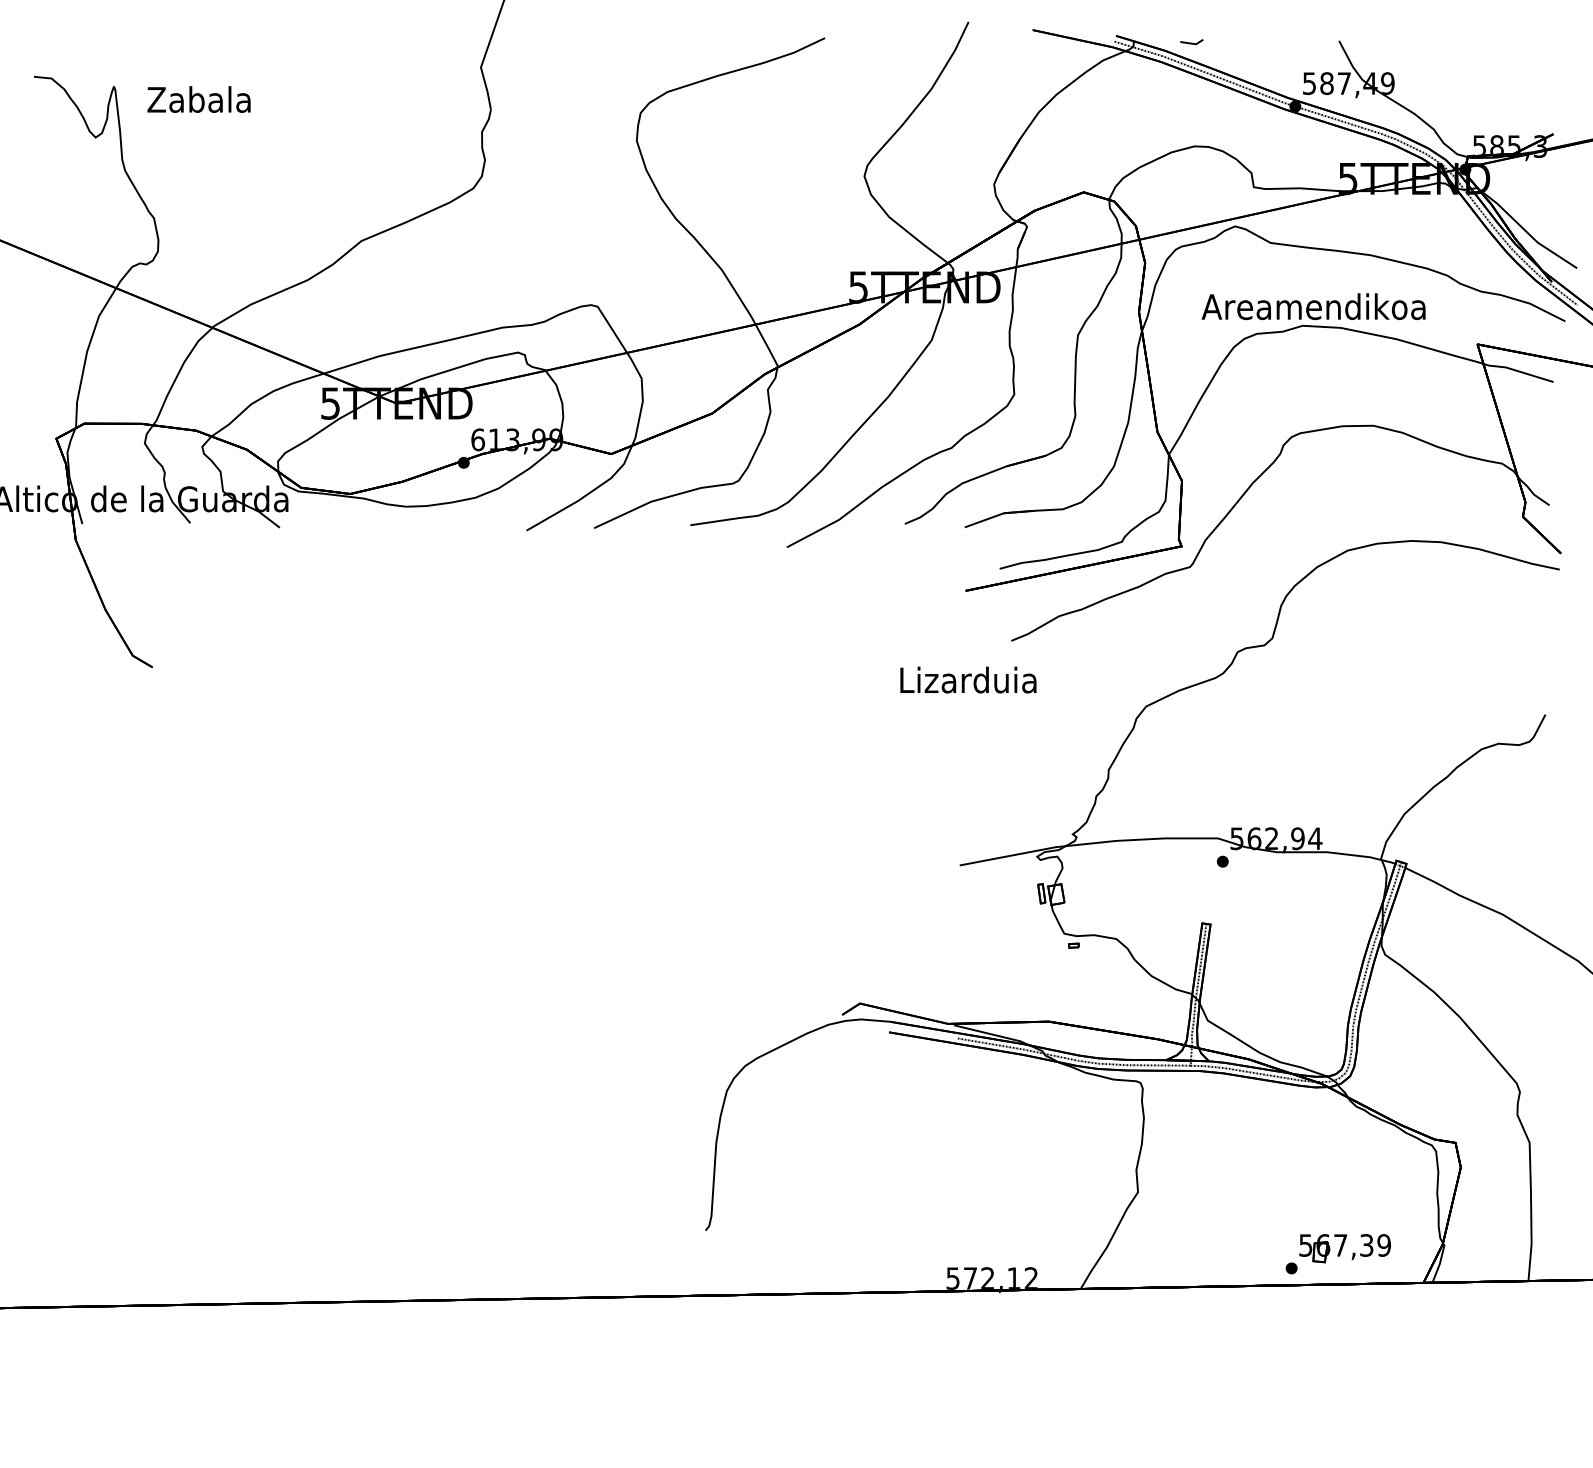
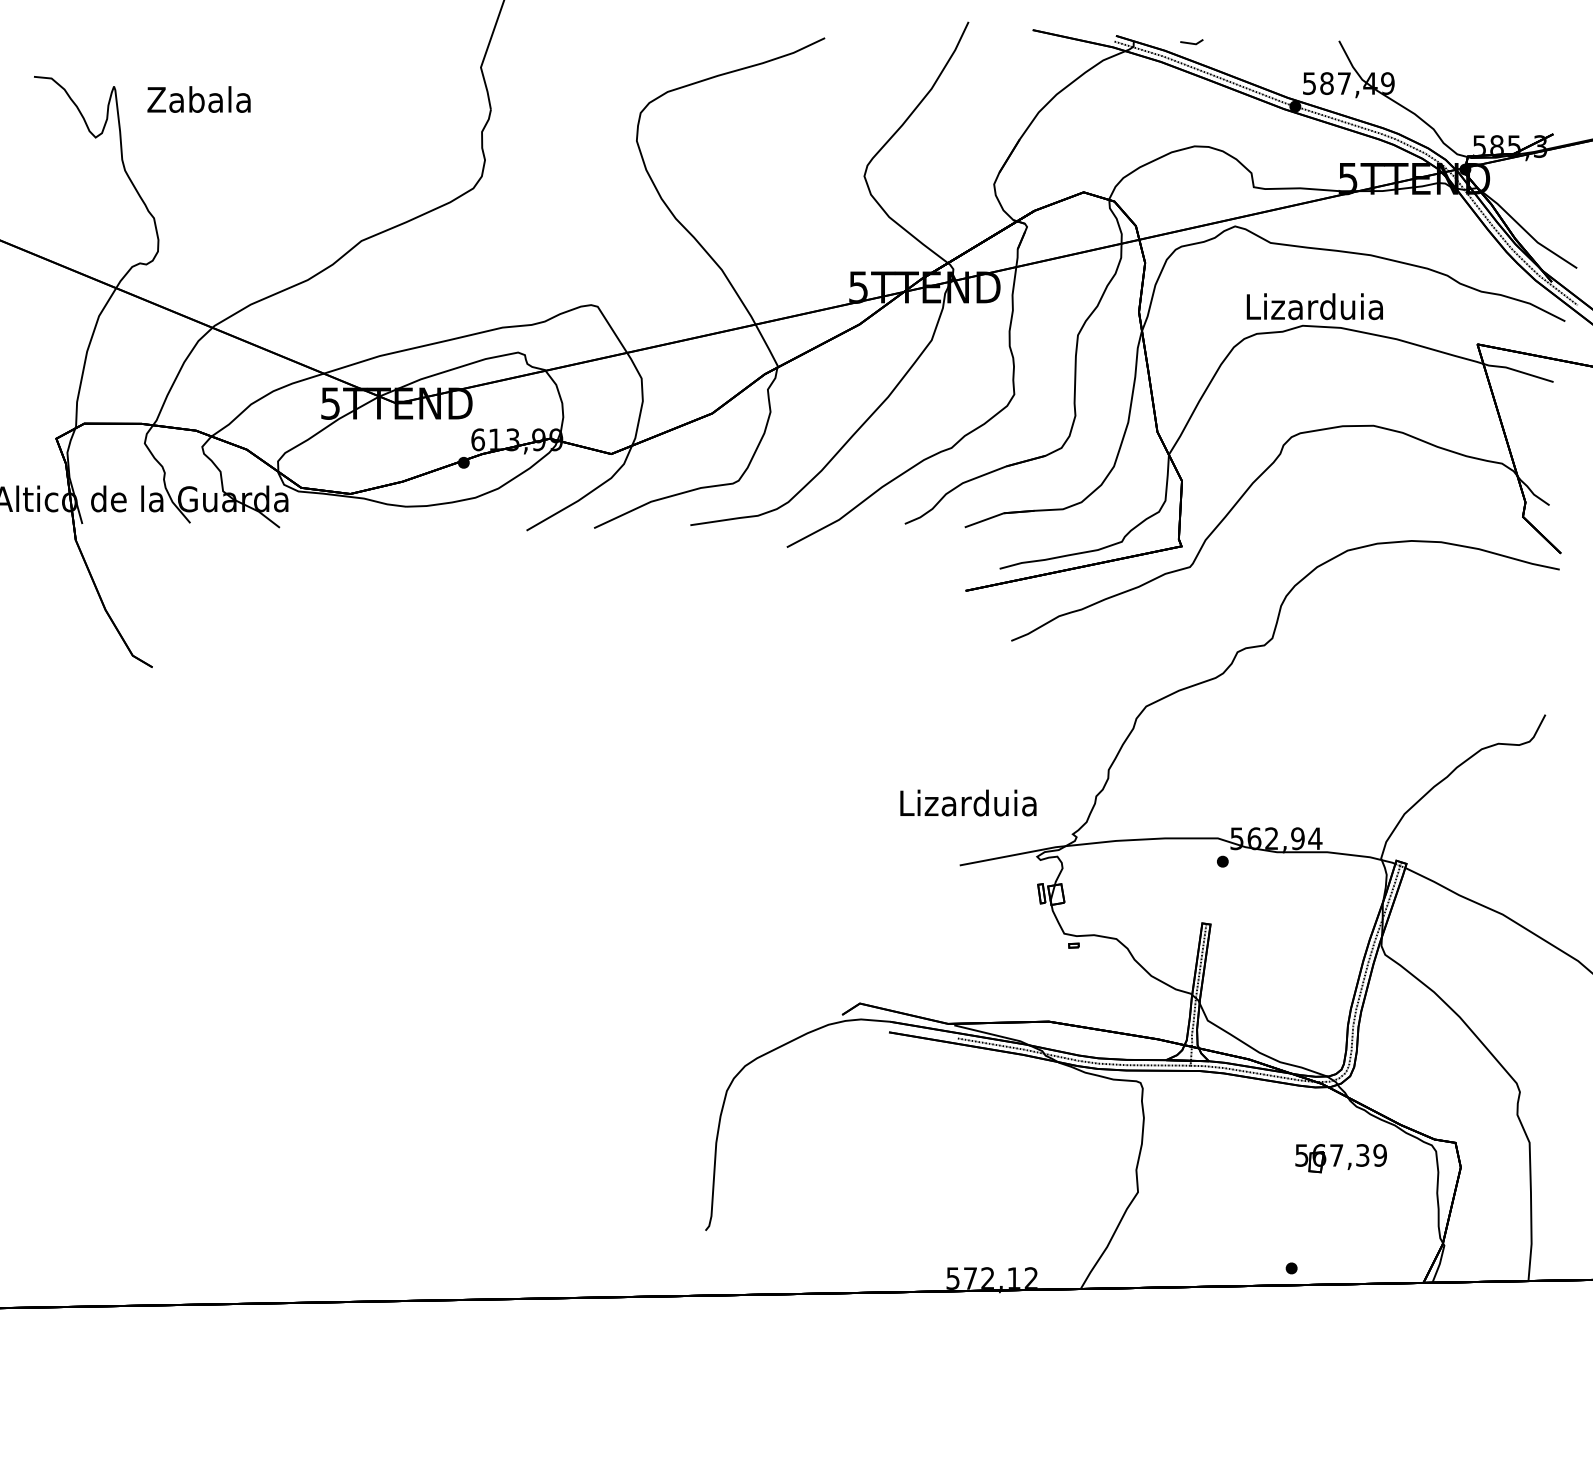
text: Areamendikoa -> Lizarduia (1313, 306)
text position: (968, 679) -> (968, 802) (968, 802)
part position: (1344, 1248) -> (1340, 1158) (1340, 1158)
